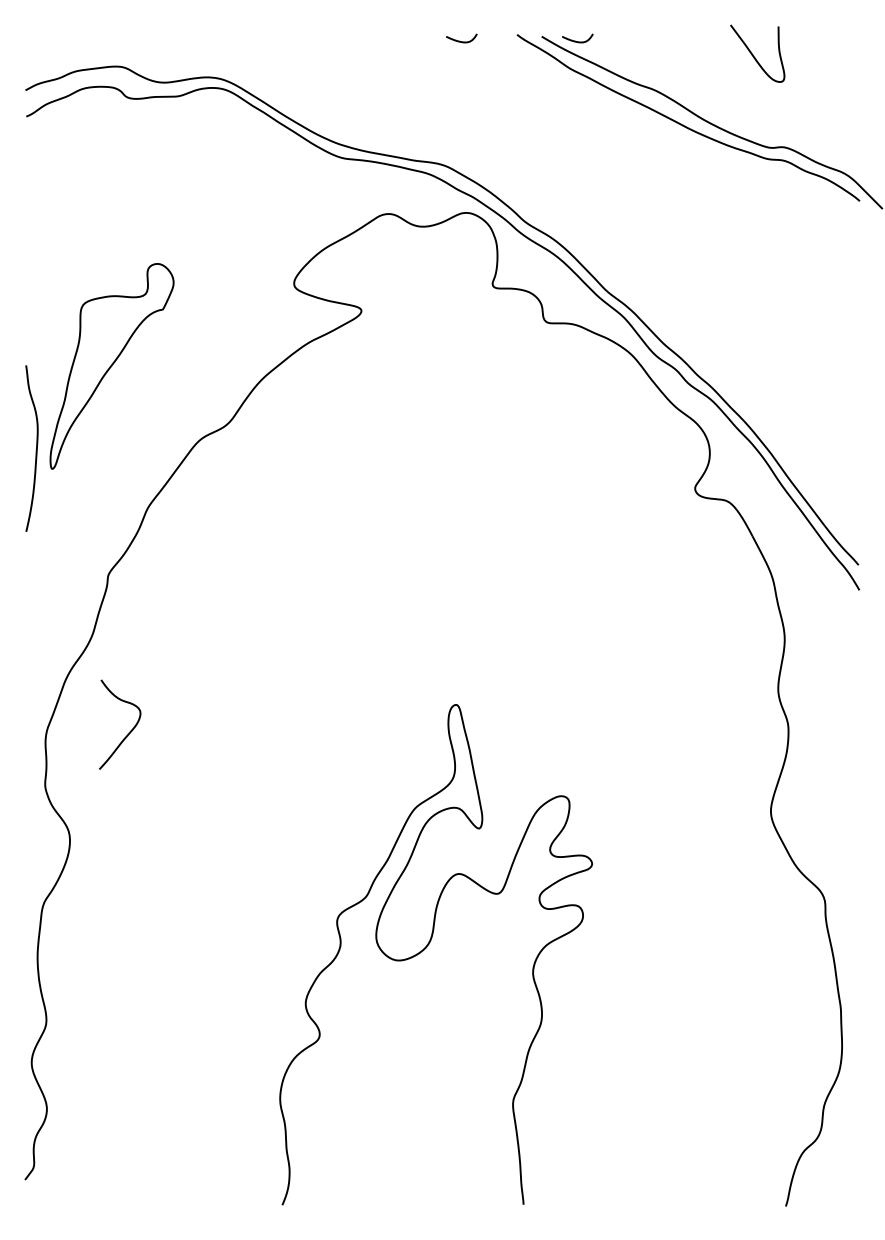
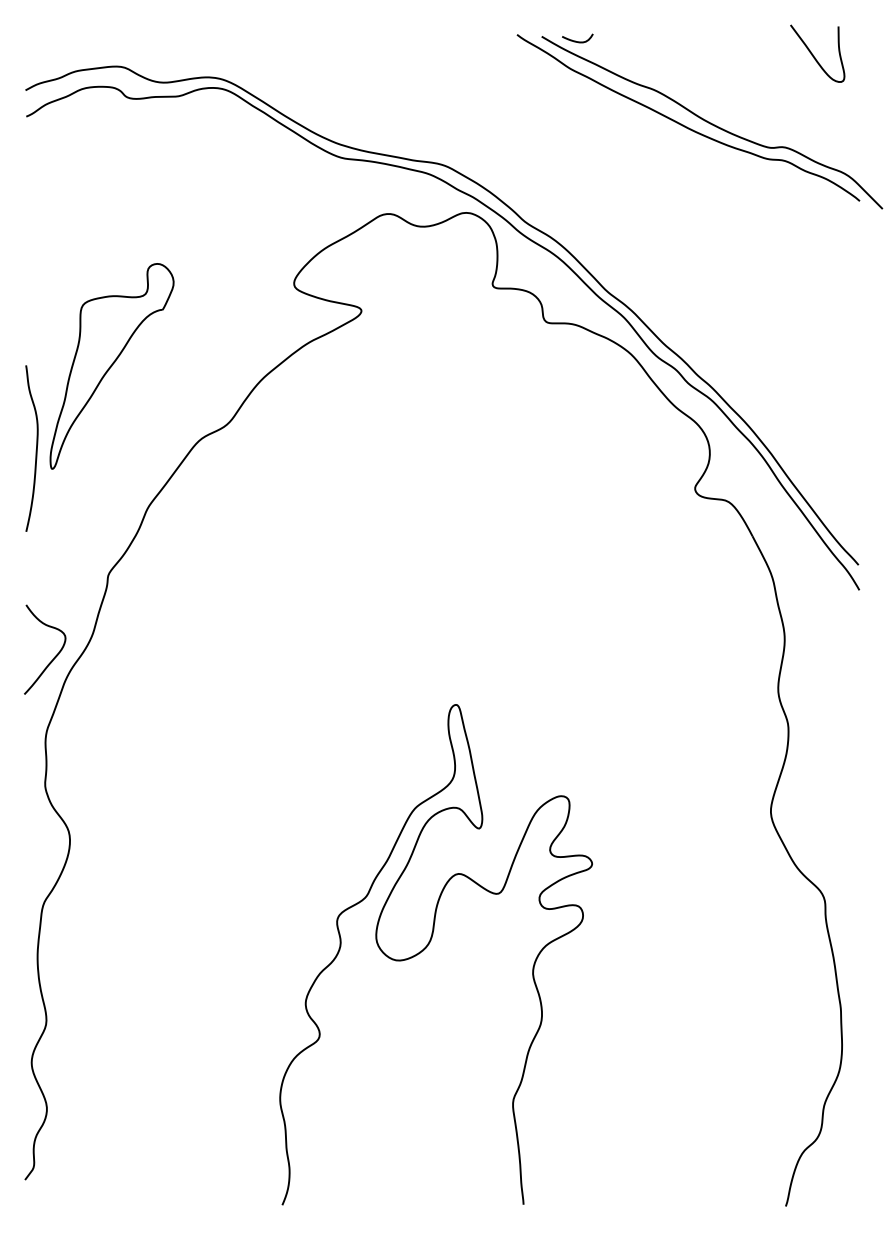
curve: present -> none (459, 40)
curve position: (753, 54) -> (813, 54) (813, 54)
curve position: (128, 732) -> (53, 657) (53, 657)
